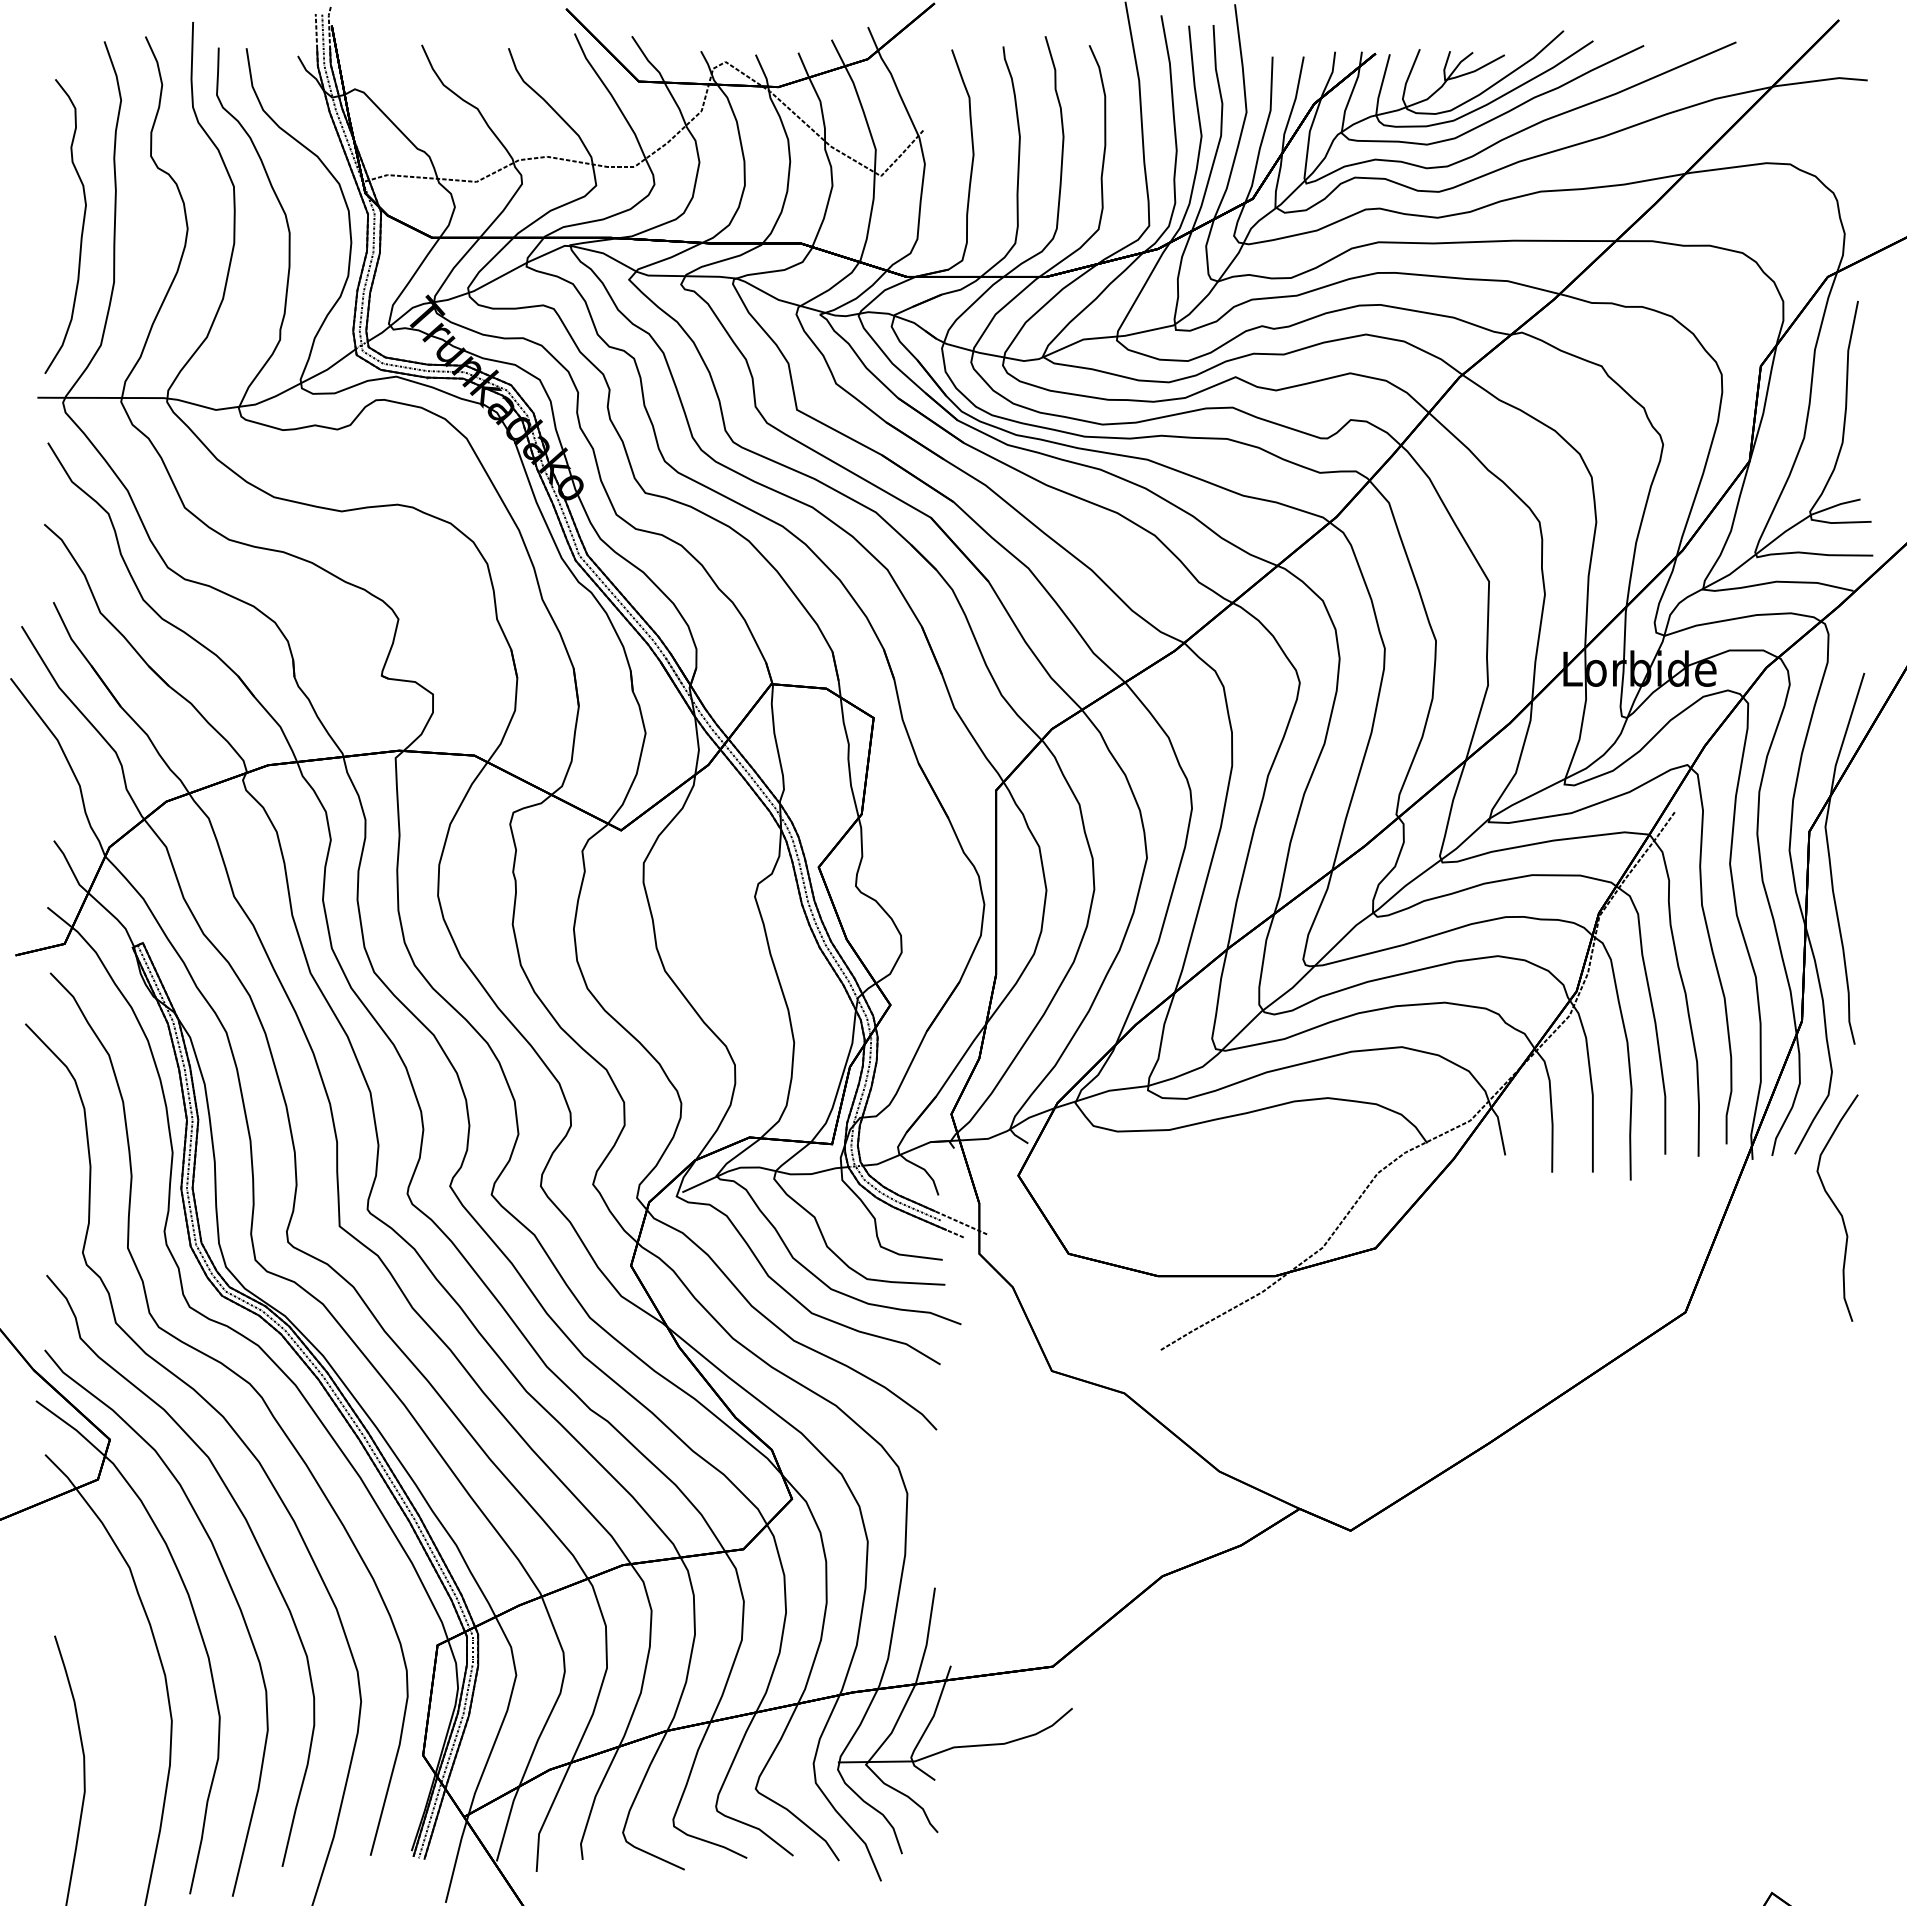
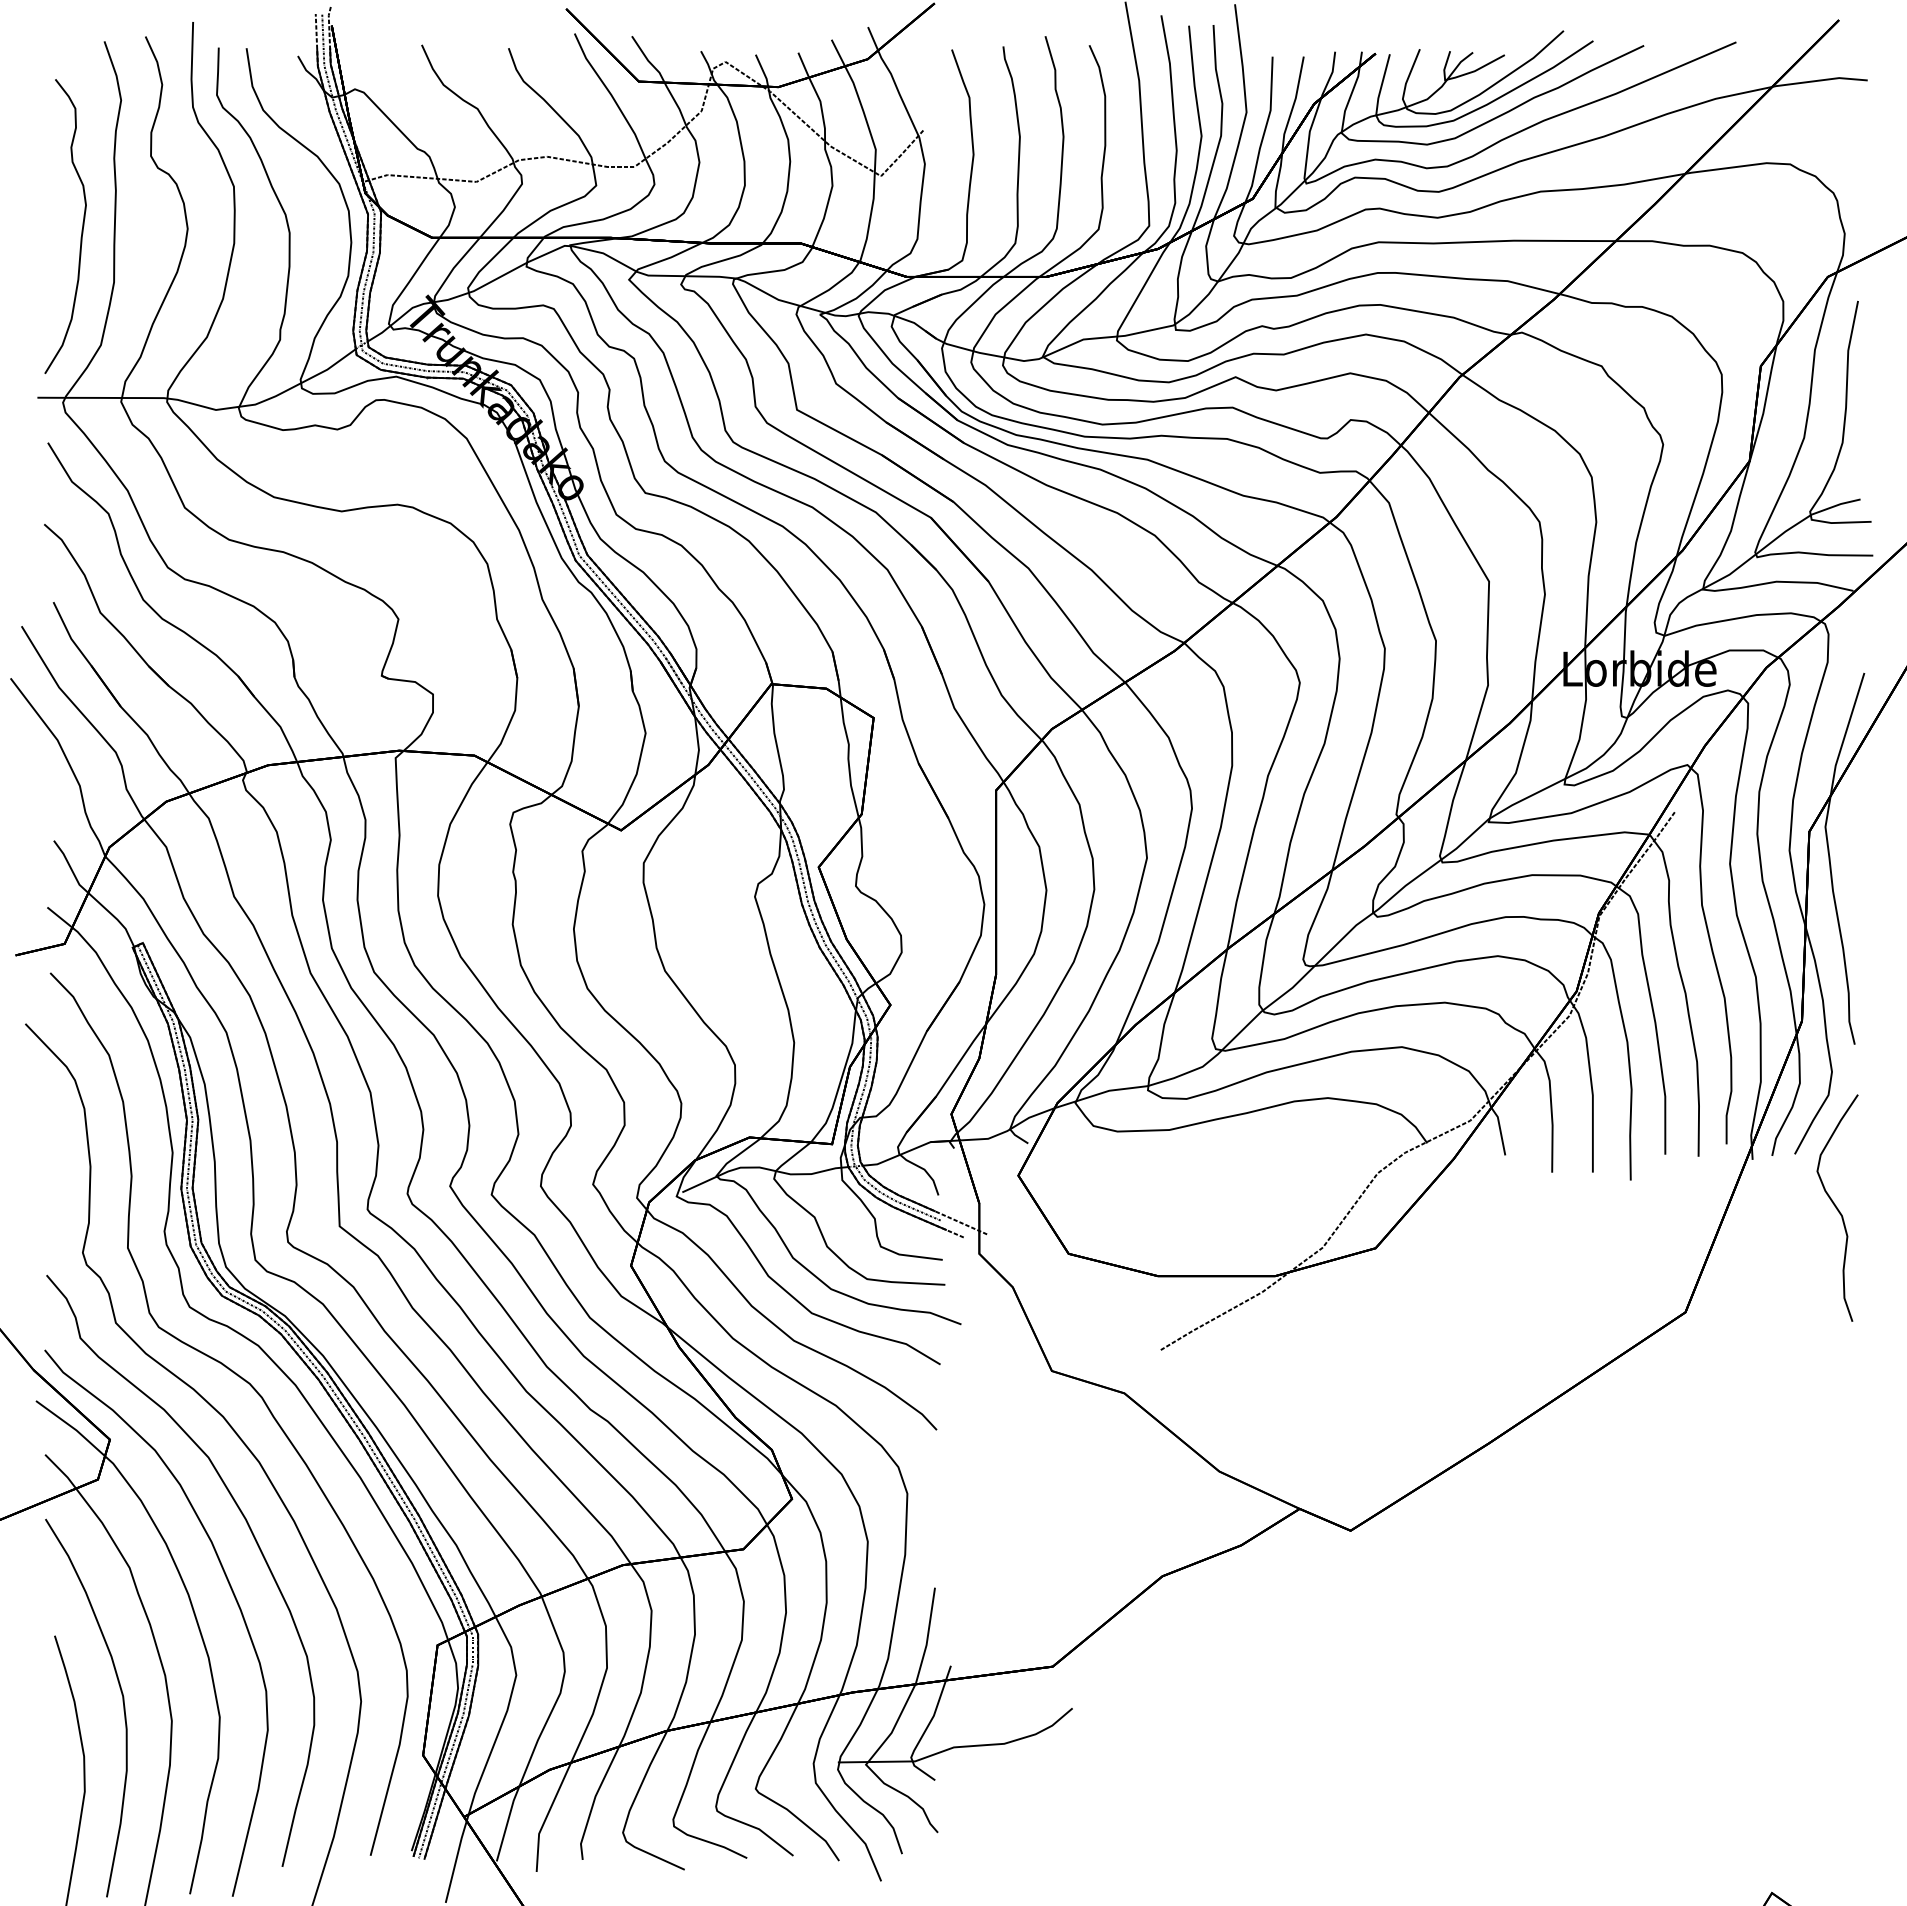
part: none -> present (122, 1702)
